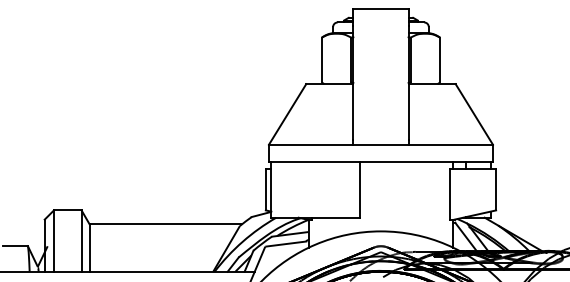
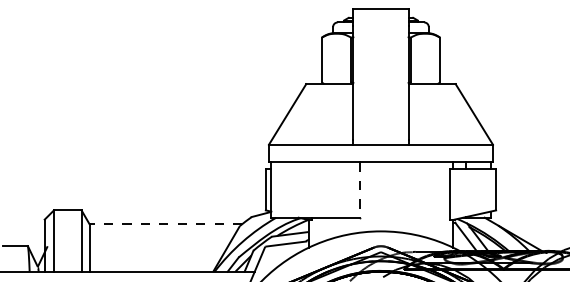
line: solid -> dashed (360, 190)
line: solid -> dashed (165, 224)
